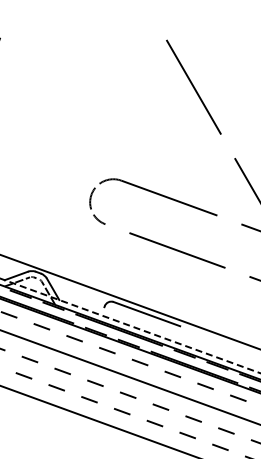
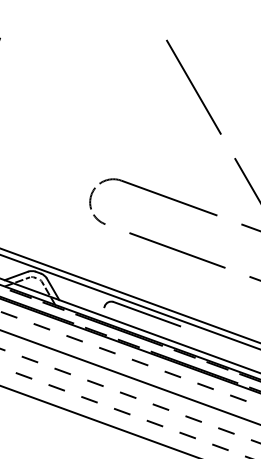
line: none -> present (129, 295)
line: dashed -> solid (130, 325)
